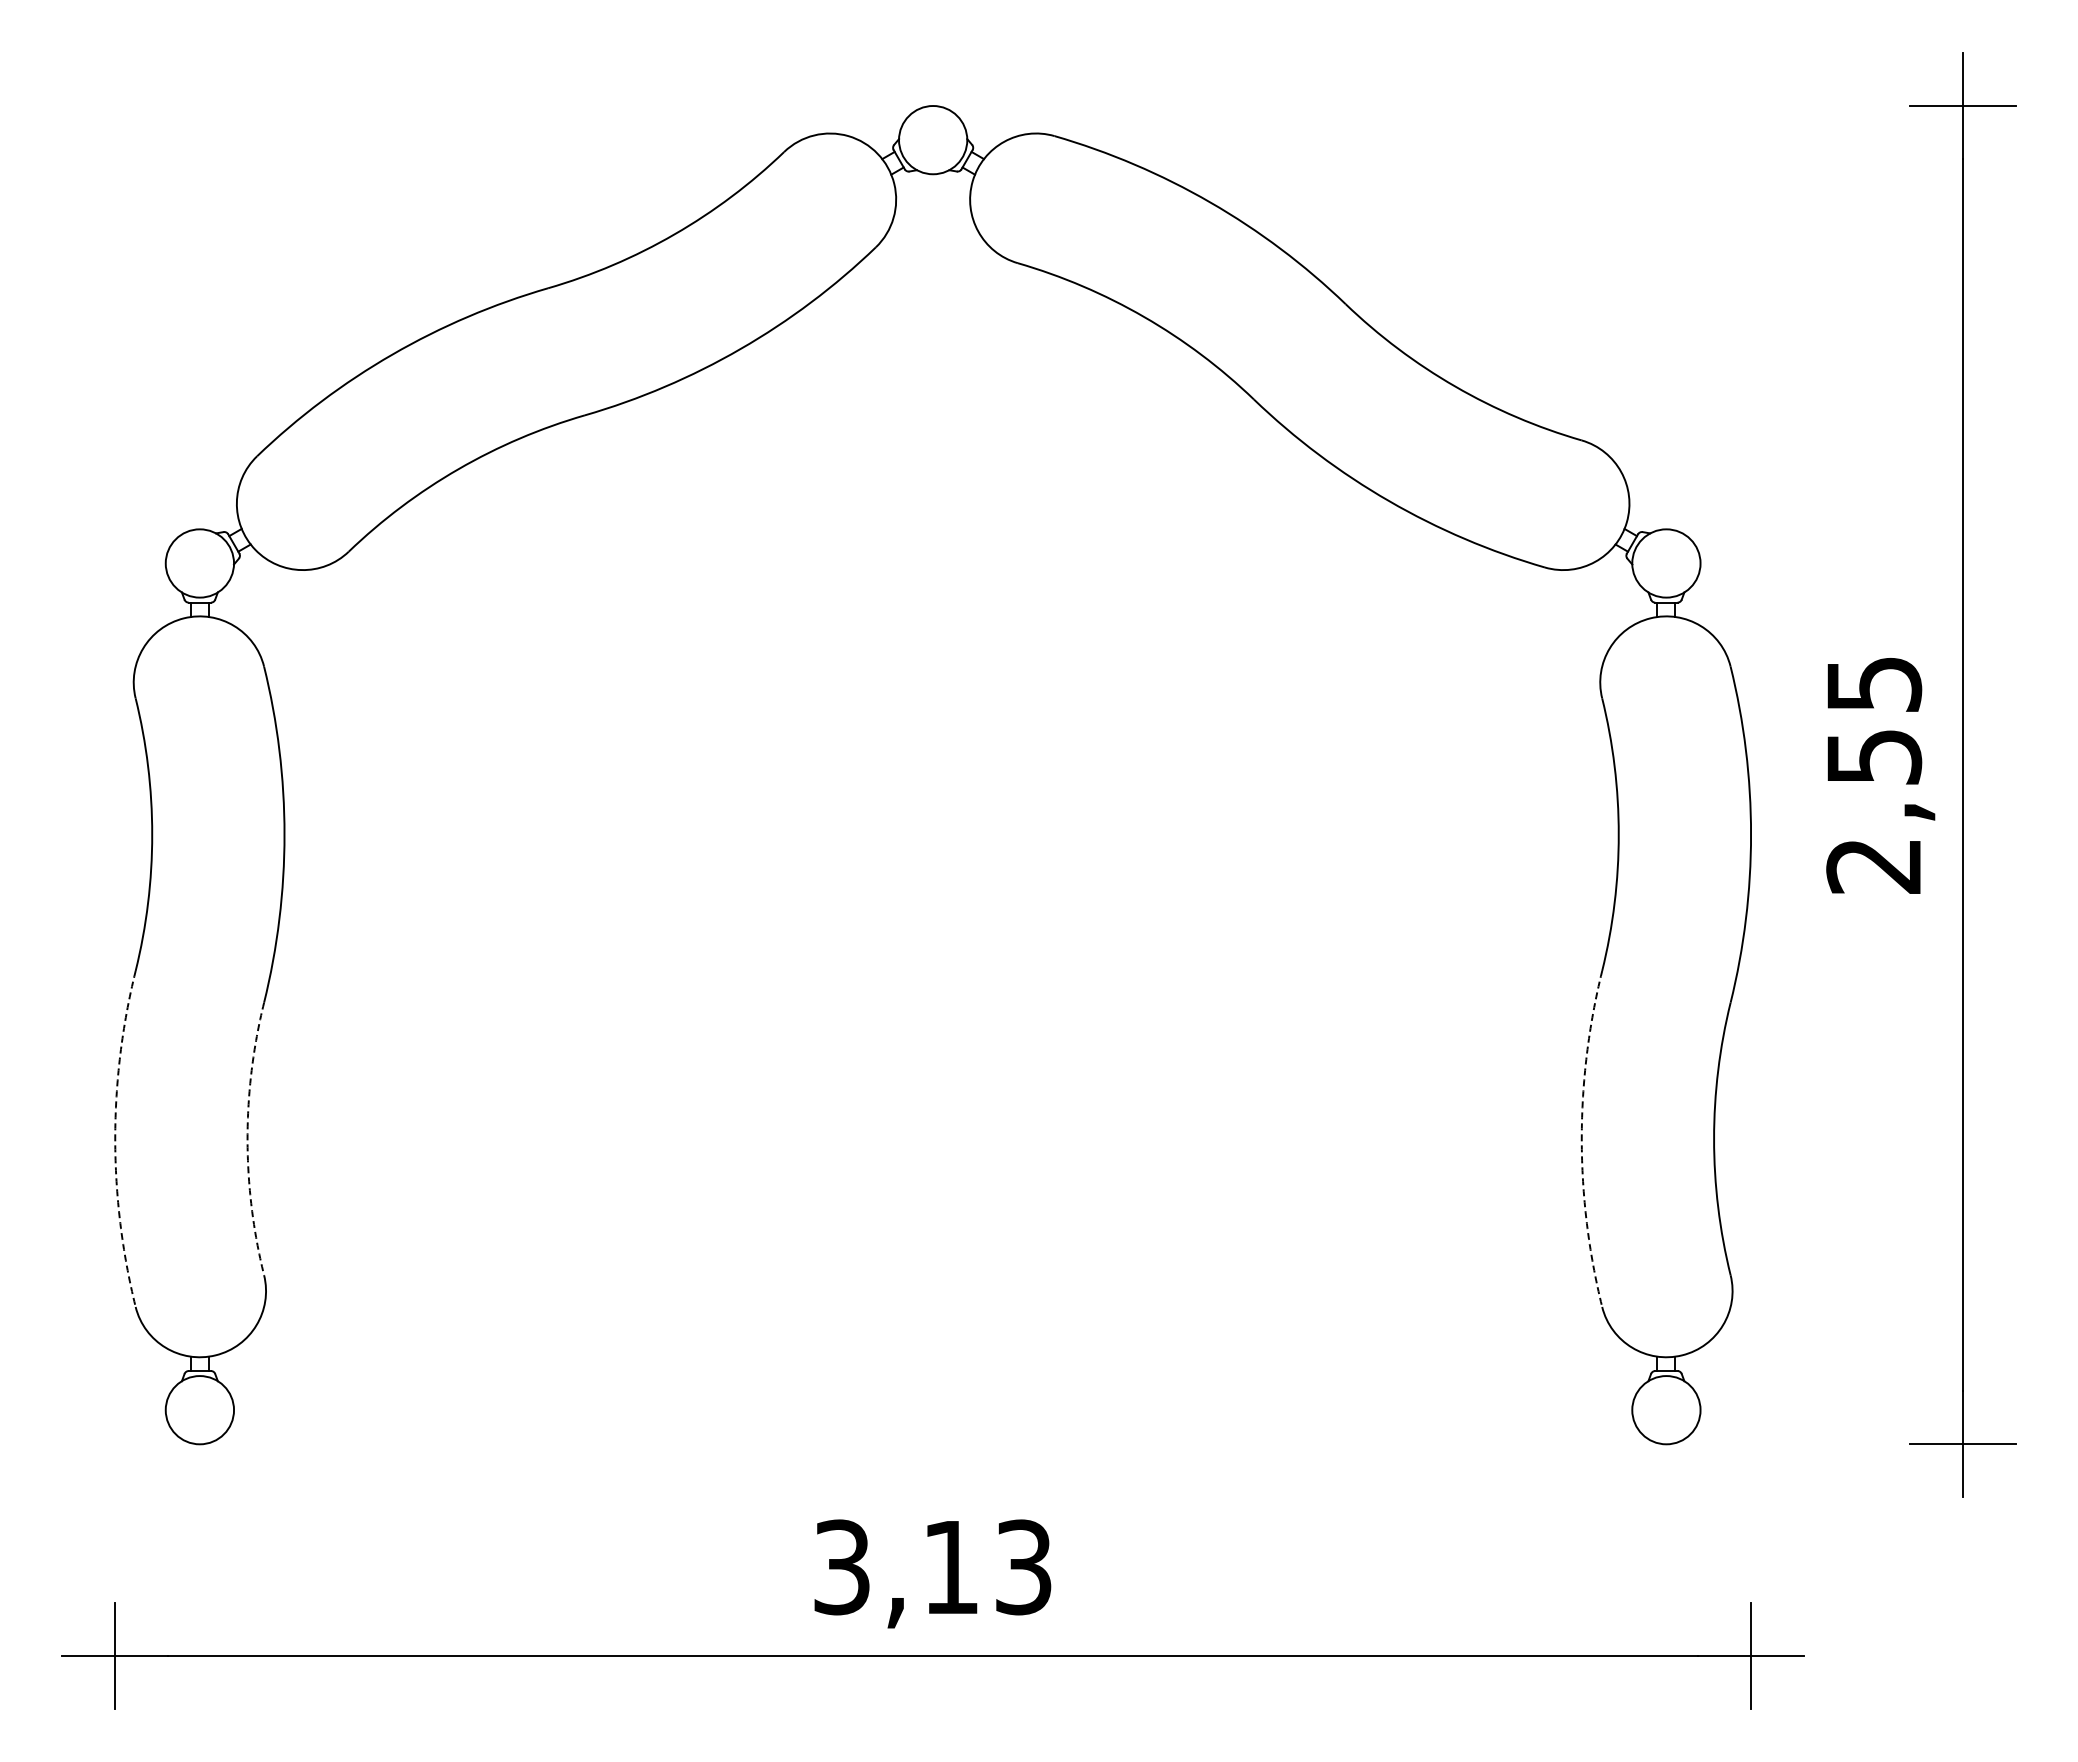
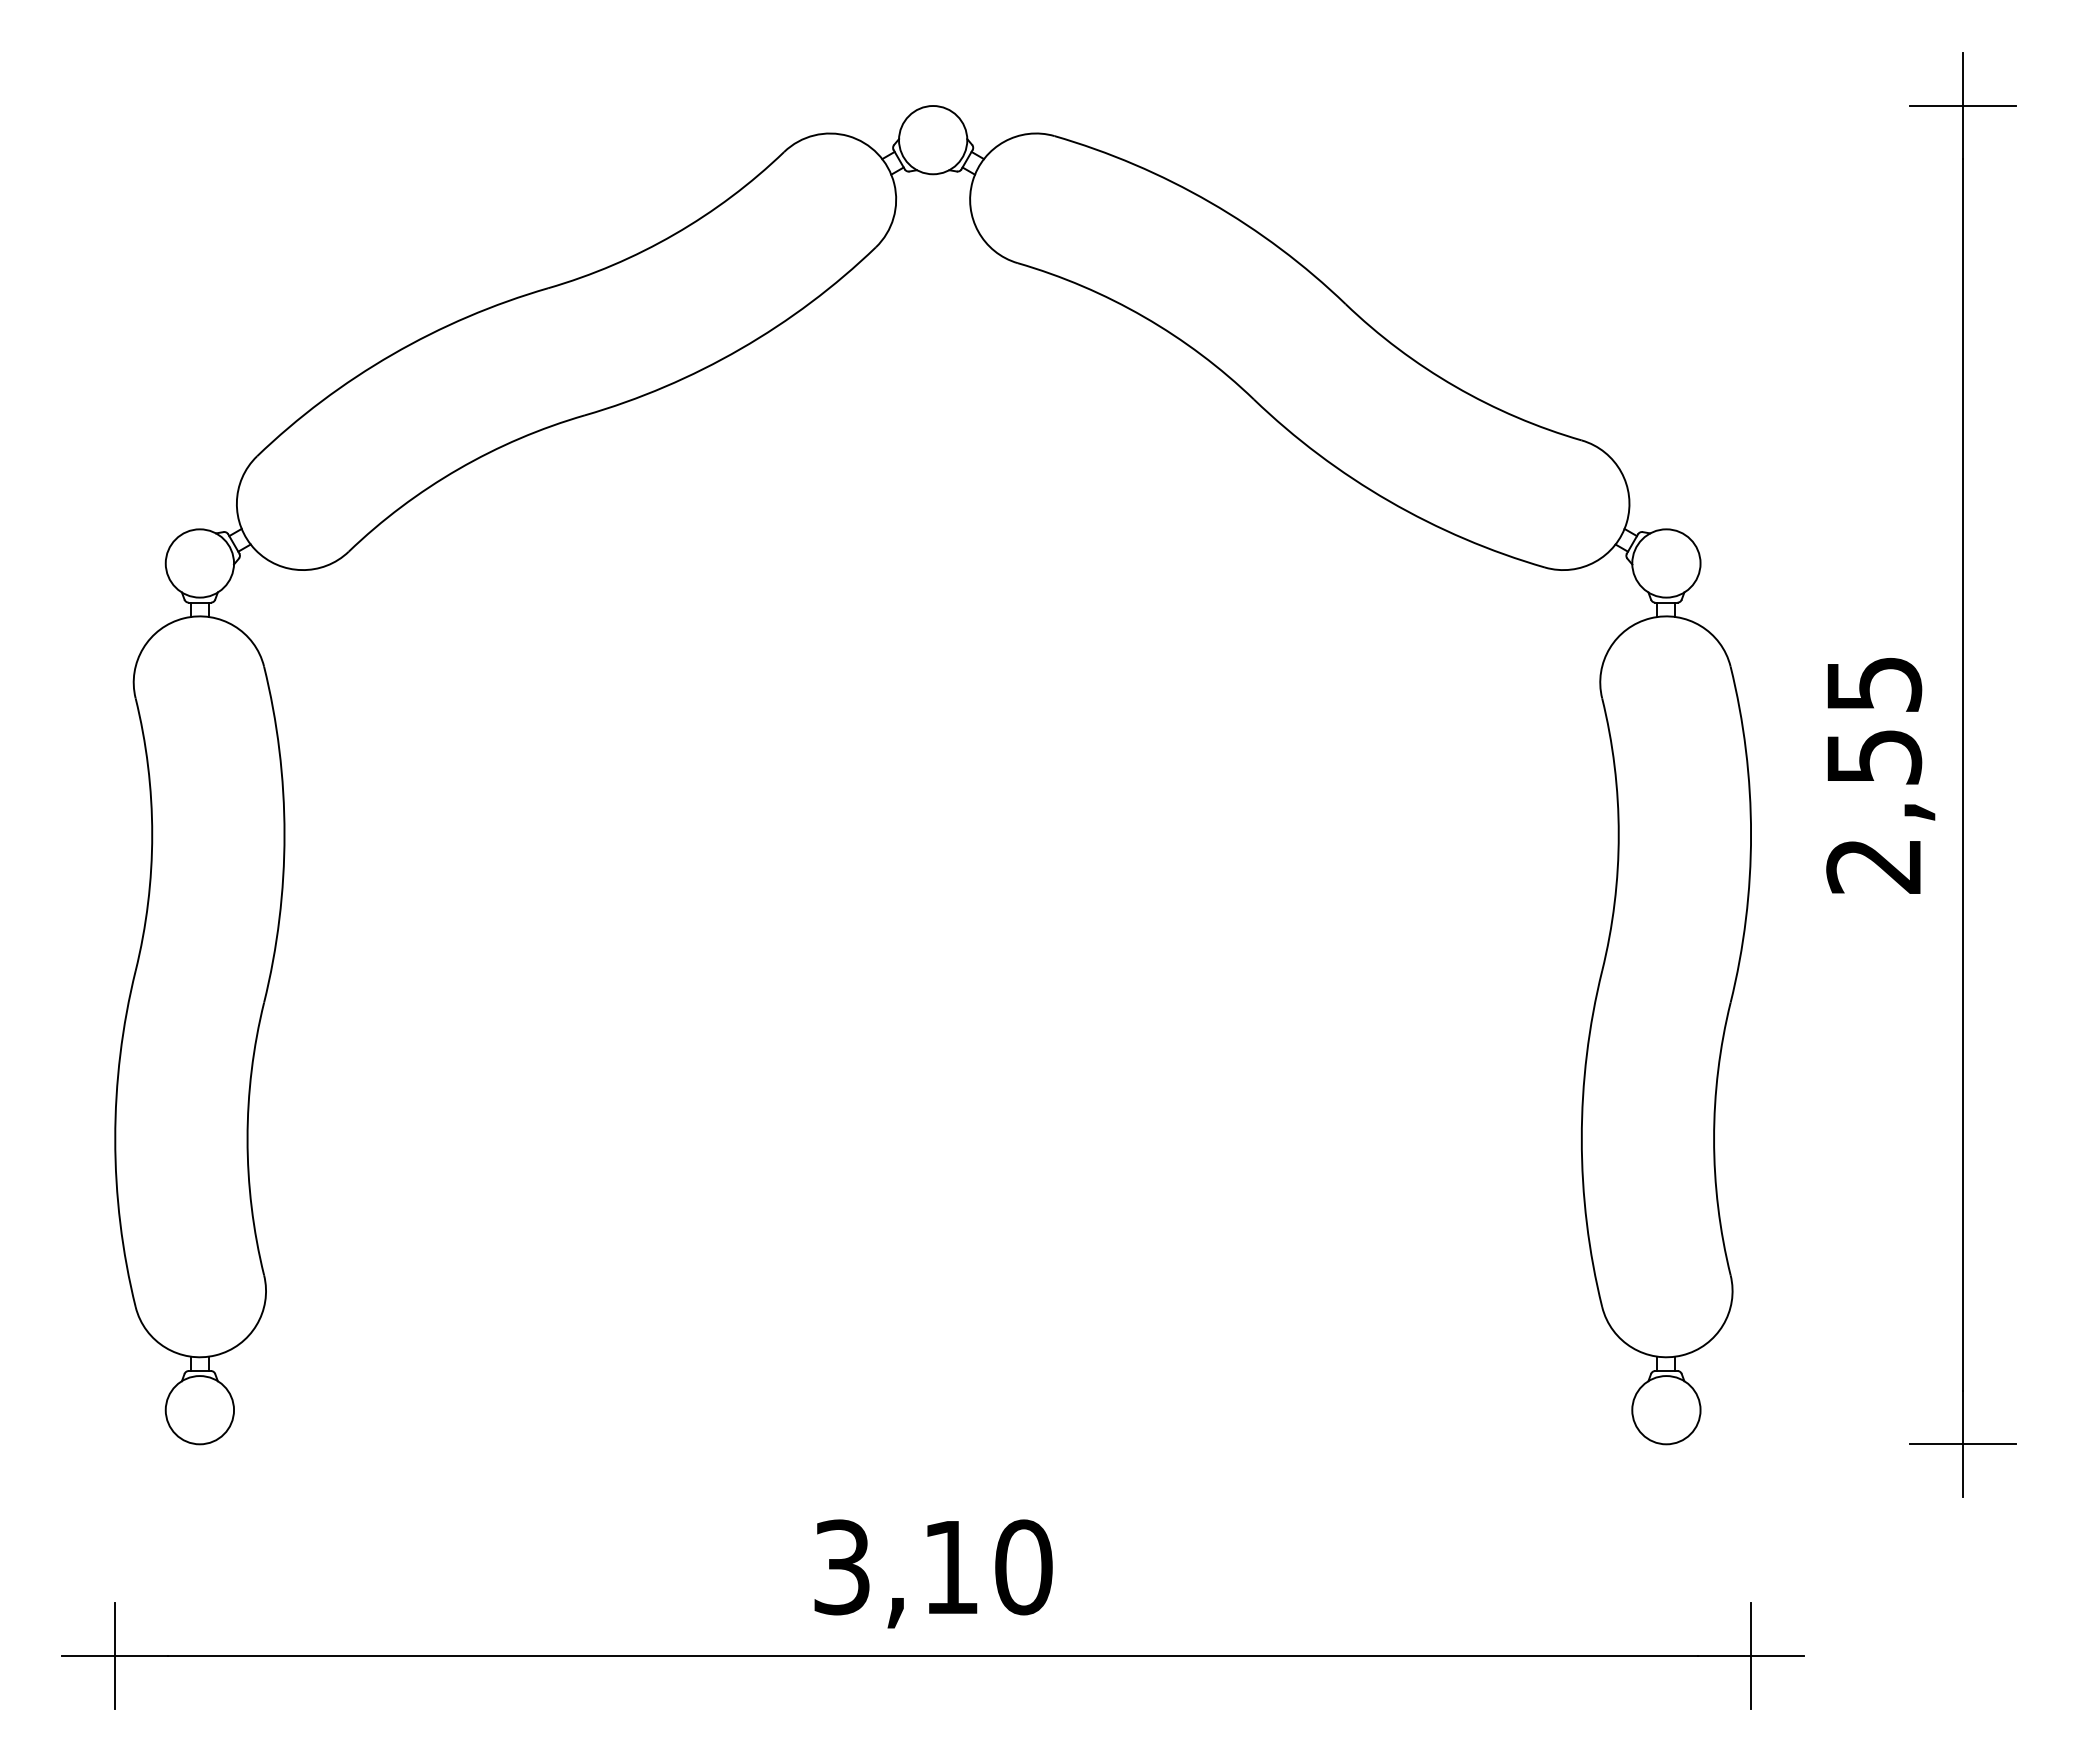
arc: dashed -> solid (115, 1138)
arc: dashed -> solid (247, 1138)
arc: dashed -> solid (1581, 1138)
text: 3,13 -> 3,10 (1023, 1567)
